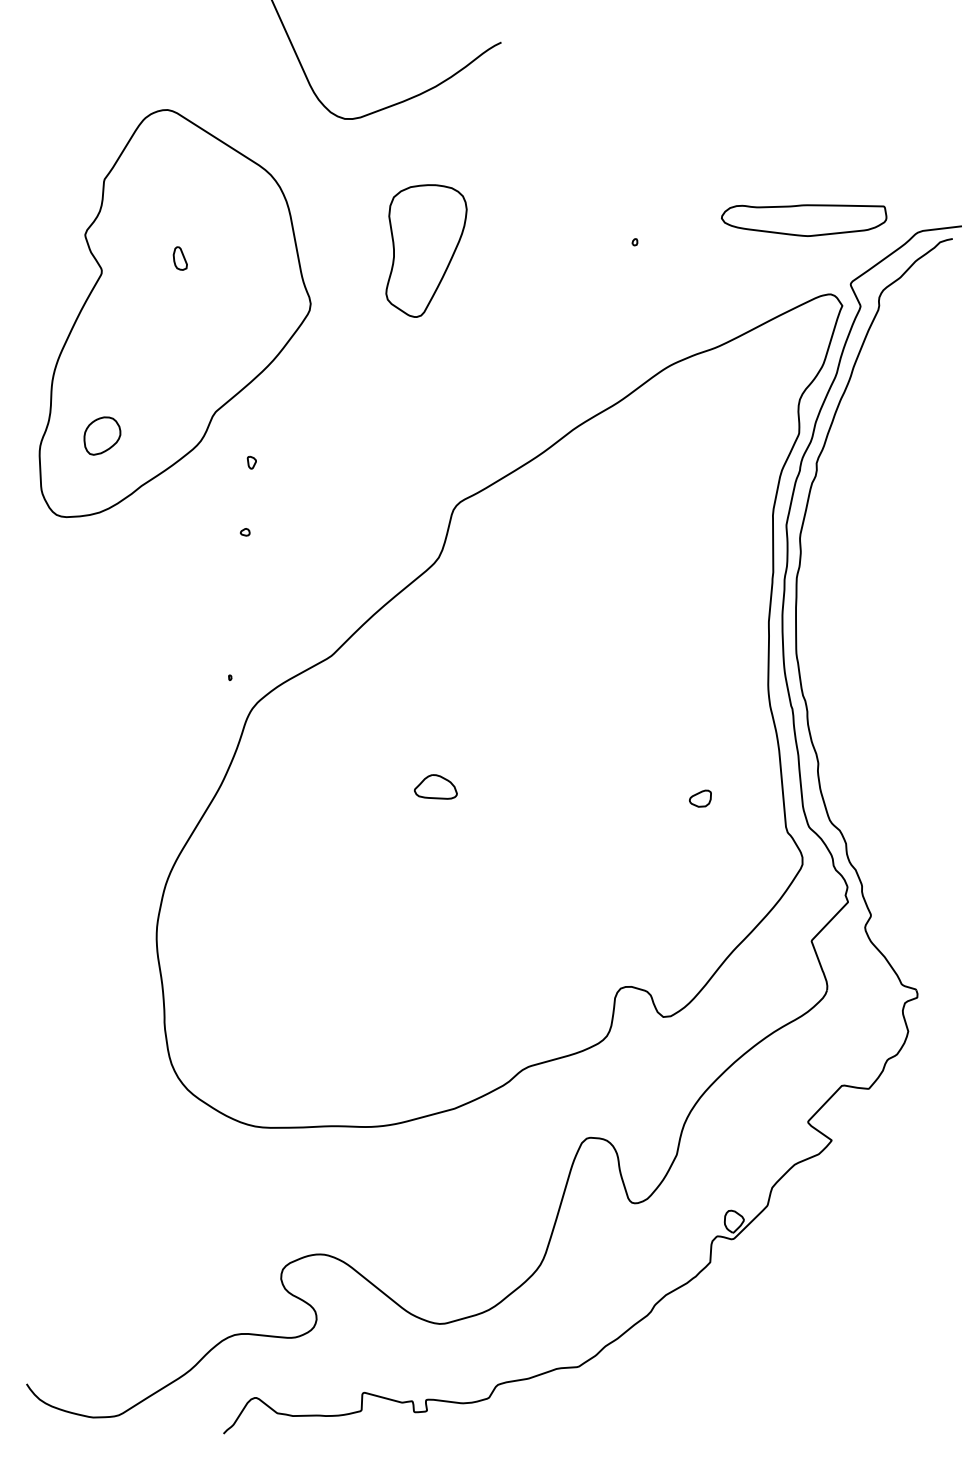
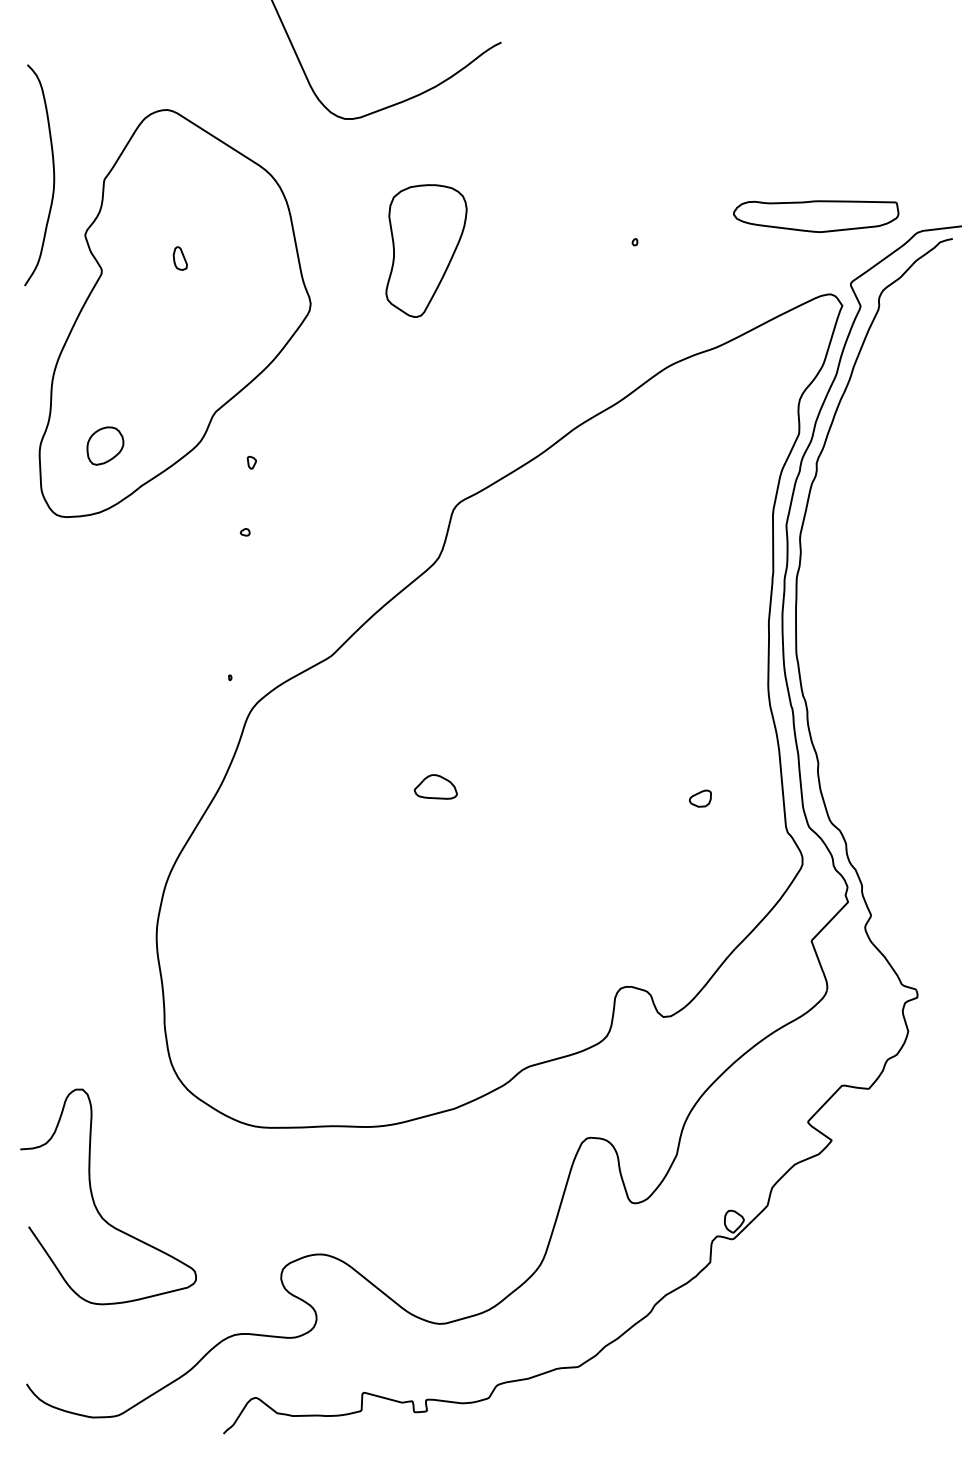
curve: none -> present (53, 175)
part position: (804, 220) -> (816, 216) (816, 216)
part position: (102, 435) -> (105, 445) (105, 445)
curve: none -> present (94, 1200)
